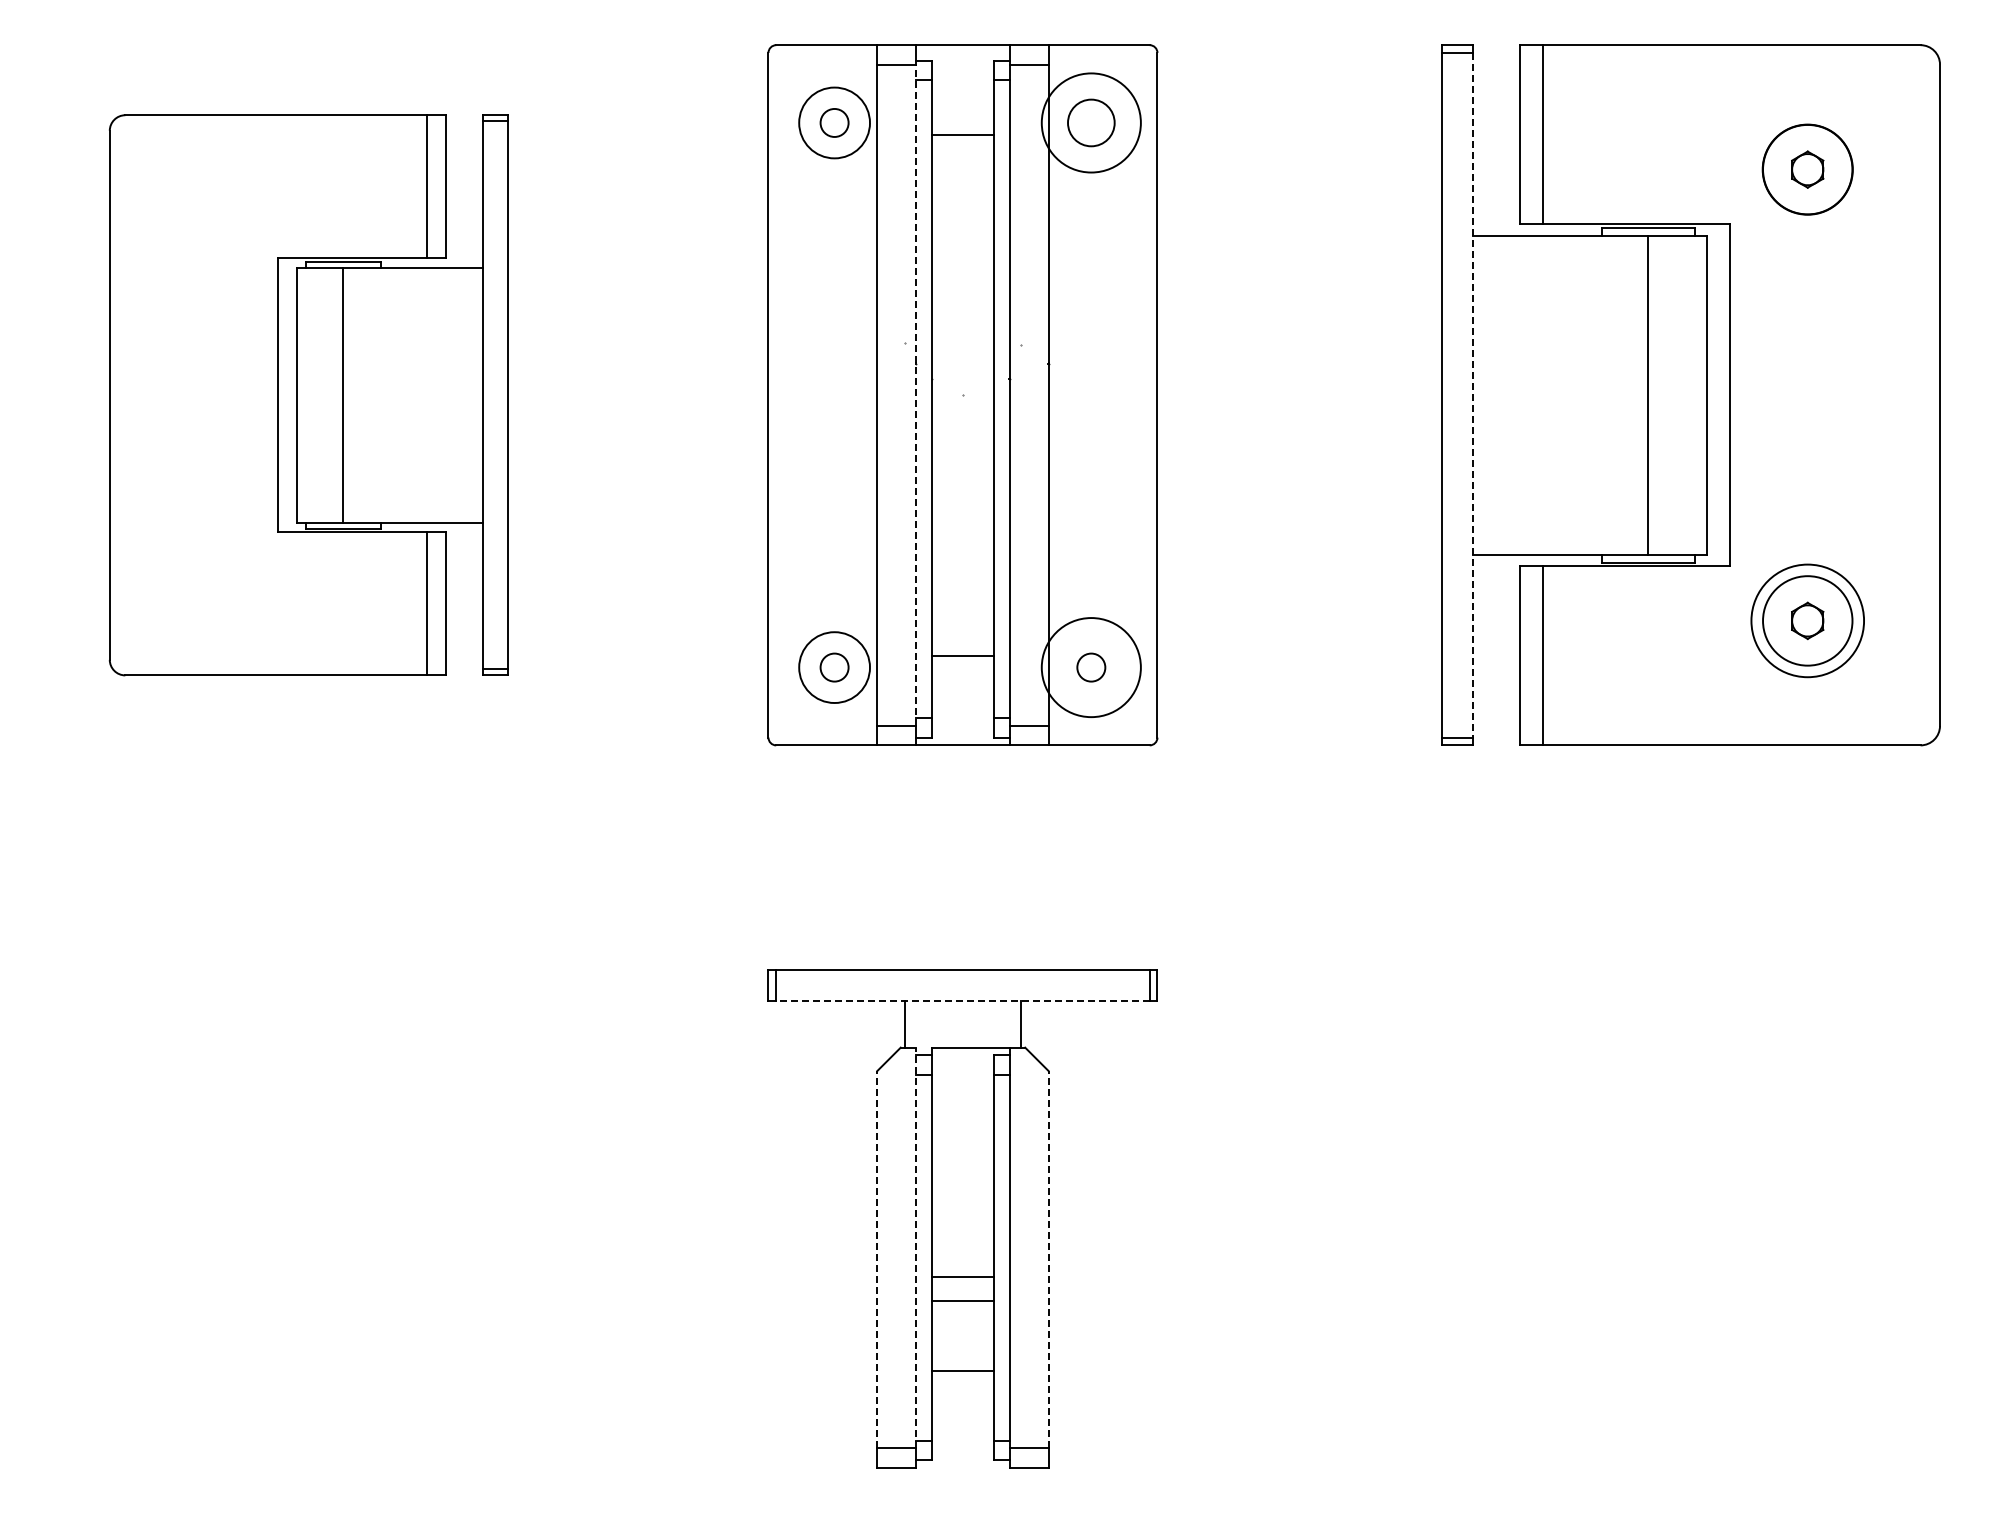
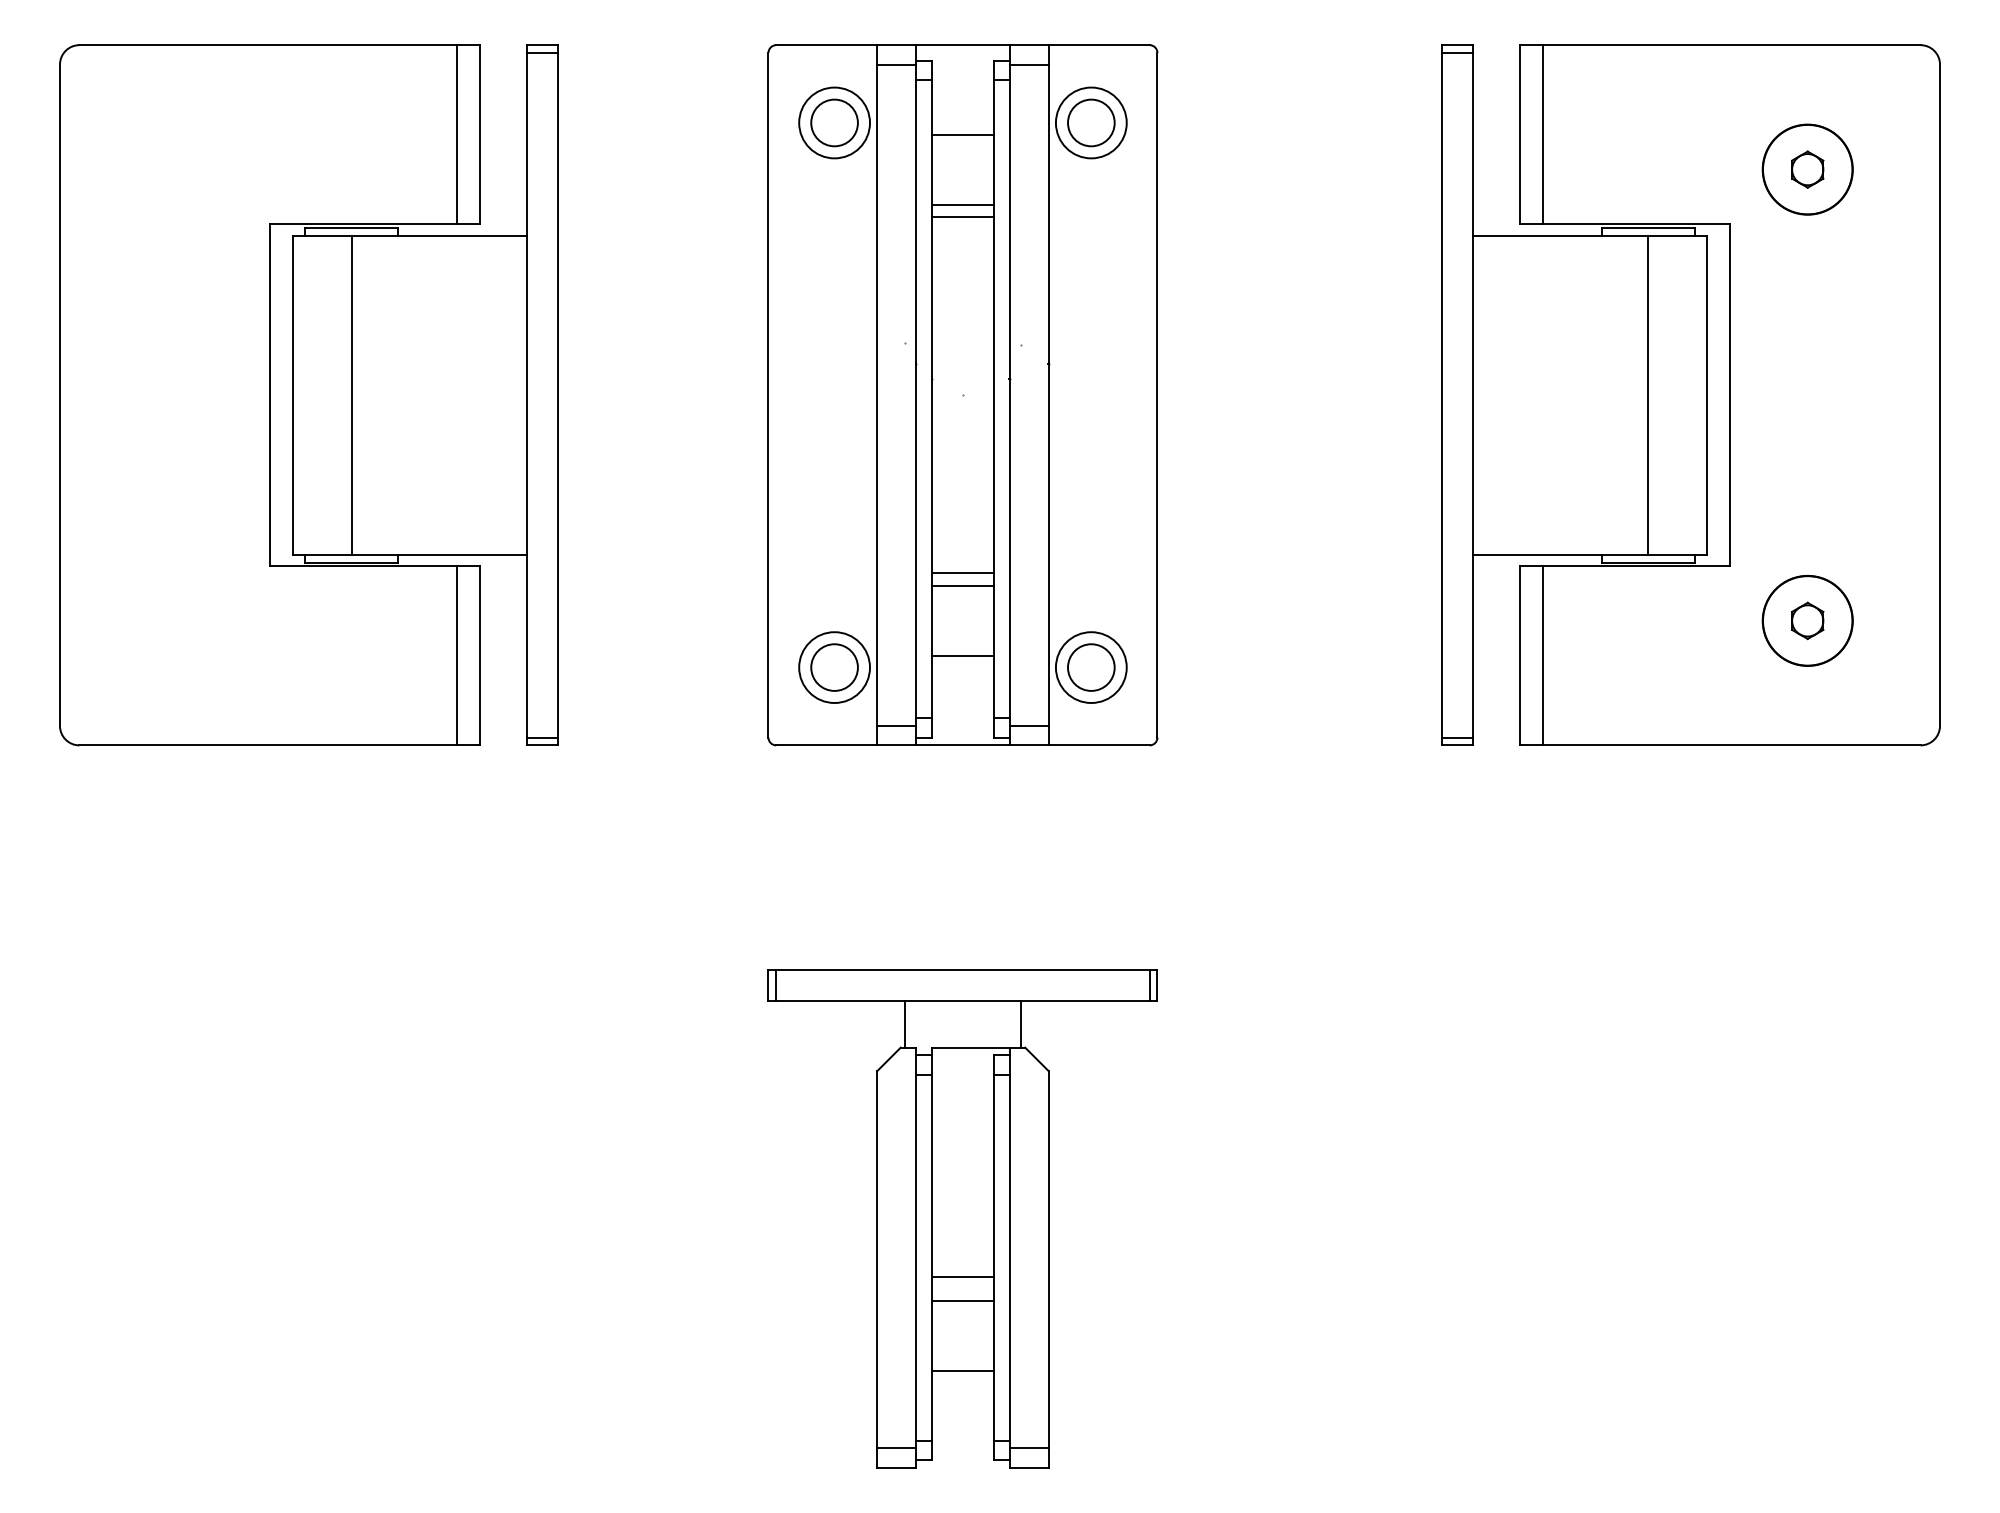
circle diameter: 28 px -> 47 px (834, 122)
circle diameter: 99 px -> 71 px (1090, 122)
line: none -> present (962, 204)
line: none -> present (962, 217)
part size: 401x563 px -> 500x703 px (308, 395)
line: dashed -> solid (916, 395)
line: dashed -> solid (1473, 395)
line: none -> present (962, 573)
line: none -> present (962, 585)
circle diameter: 113 px -> 90 px (1807, 620)
circle diameter: 28 px -> 47 px (834, 667)
circle diameter: 99 px -> 71 px (1090, 667)
circle diameter: 28 px -> 47 px (1091, 667)
line: dashed -> solid (962, 1000)
line: dashed -> solid (916, 1247)
line: dashed -> solid (877, 1259)
line: dashed -> solid (1048, 1259)
